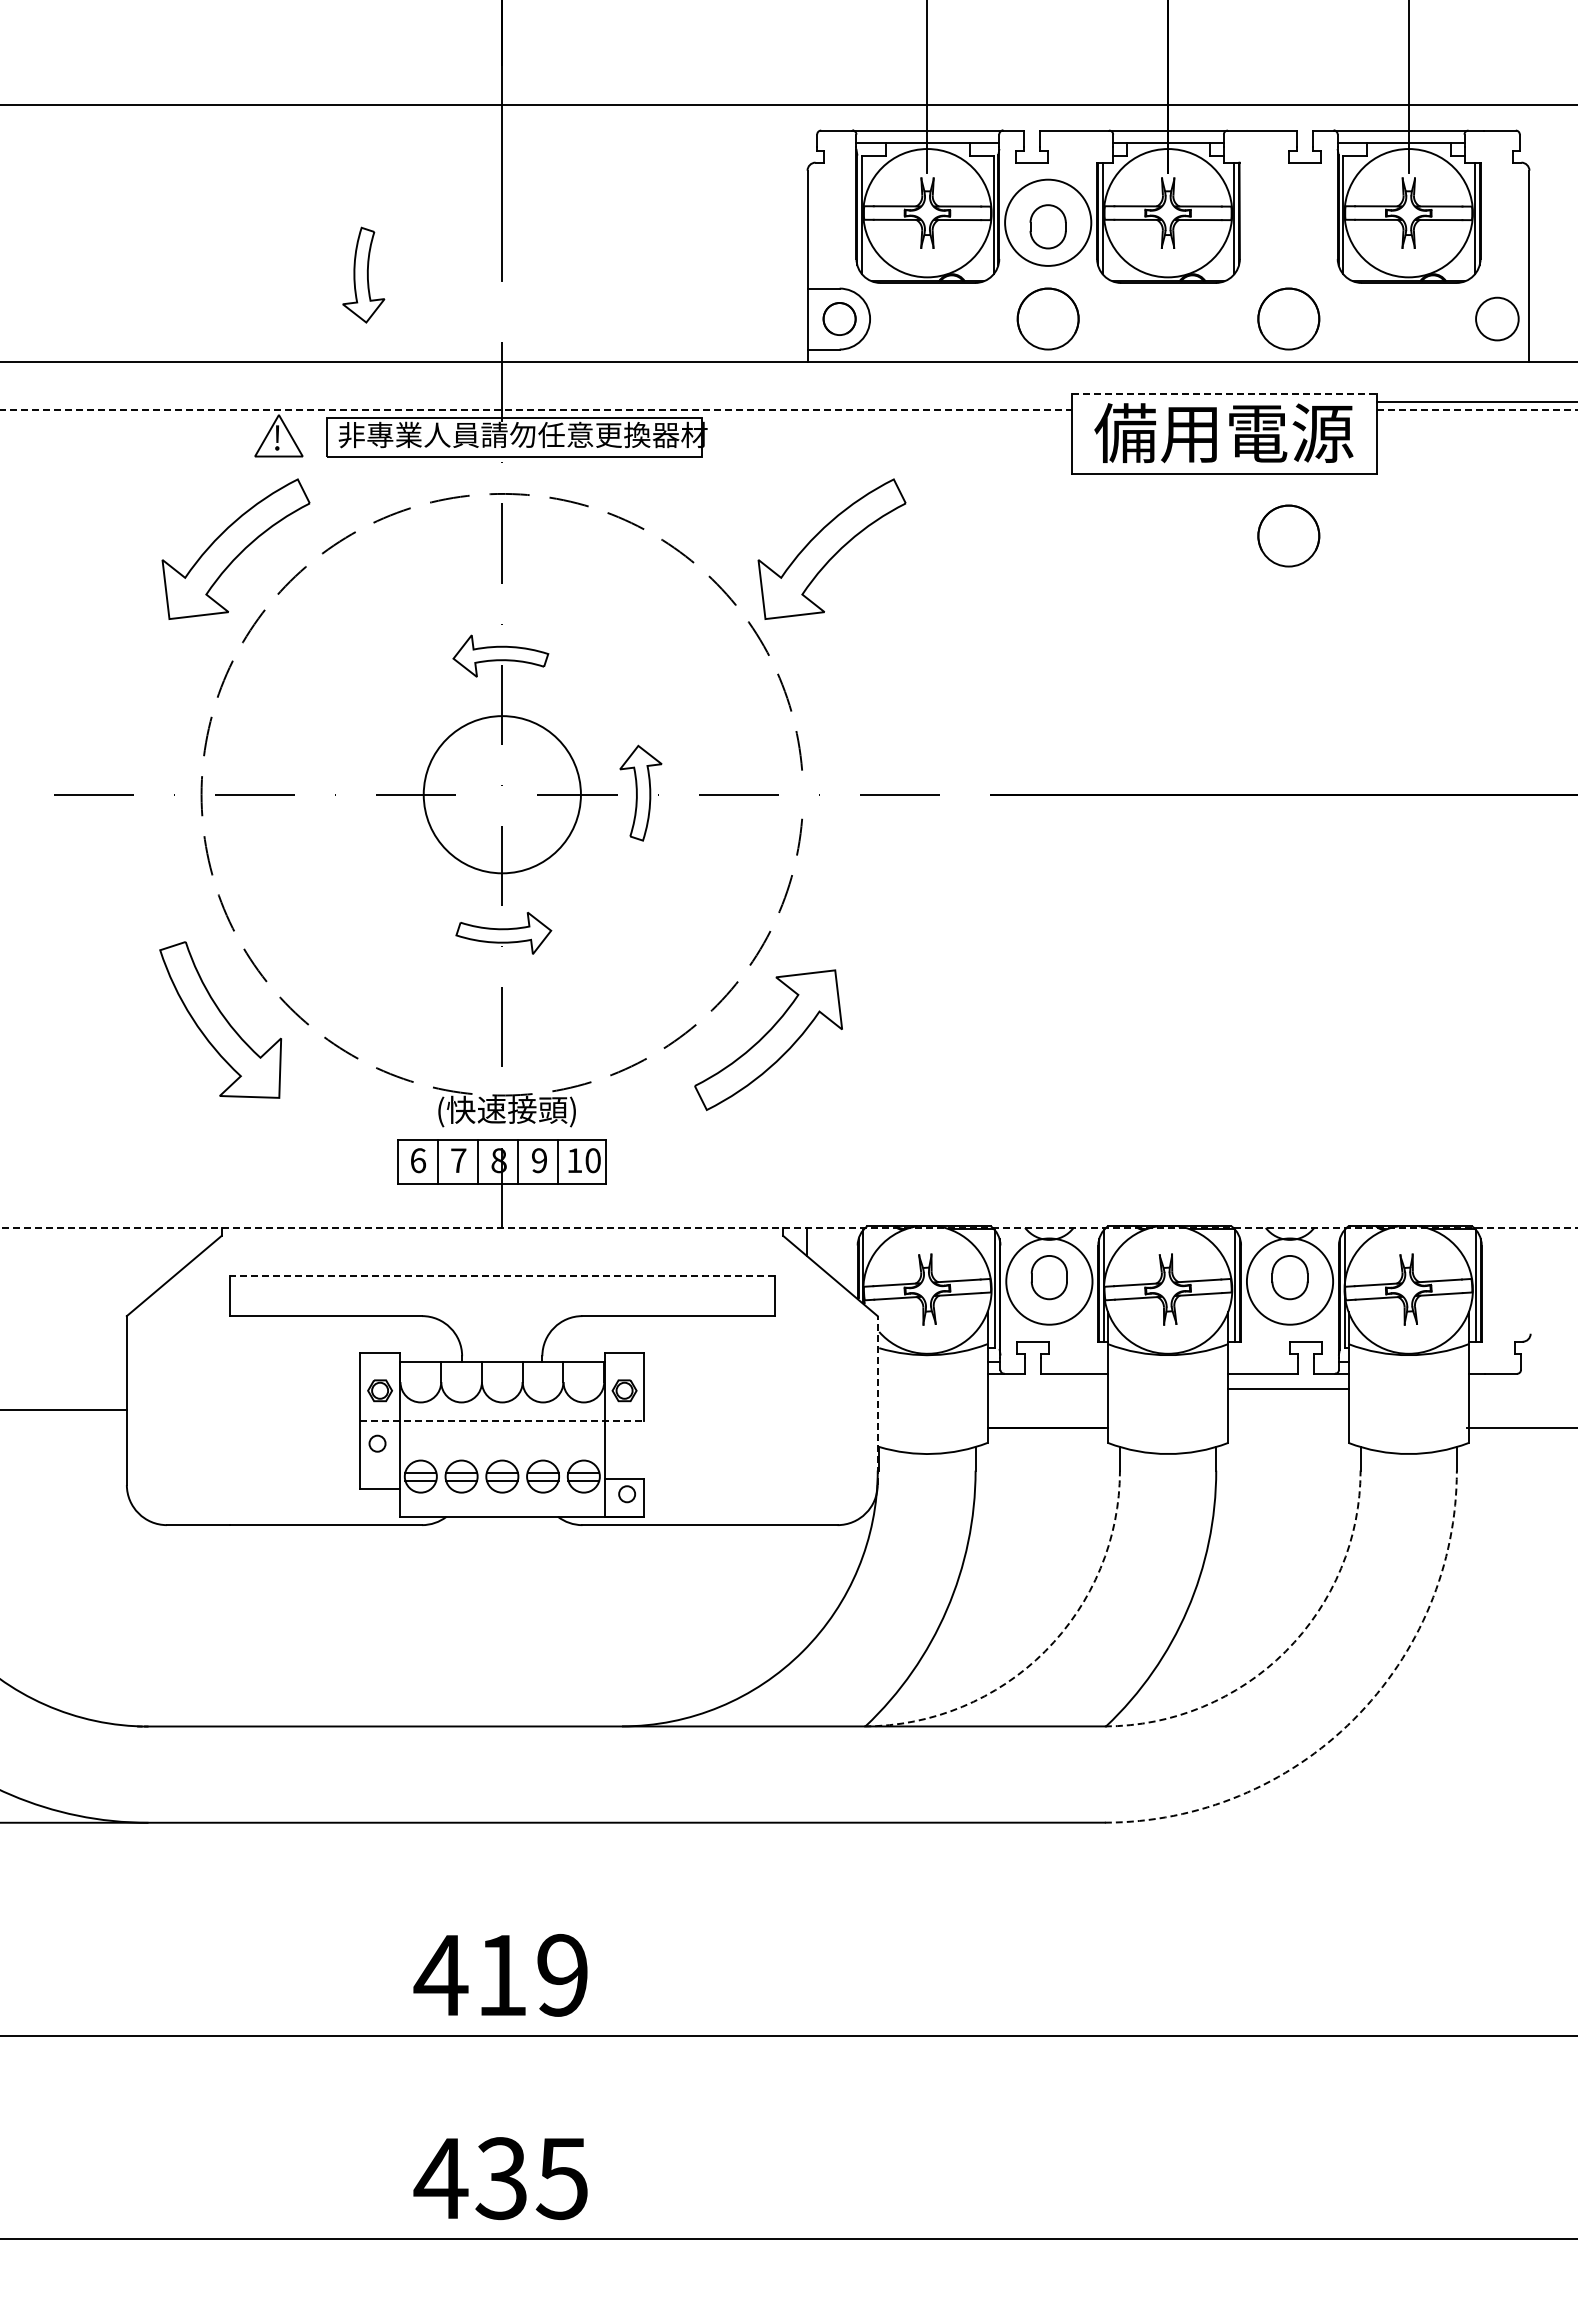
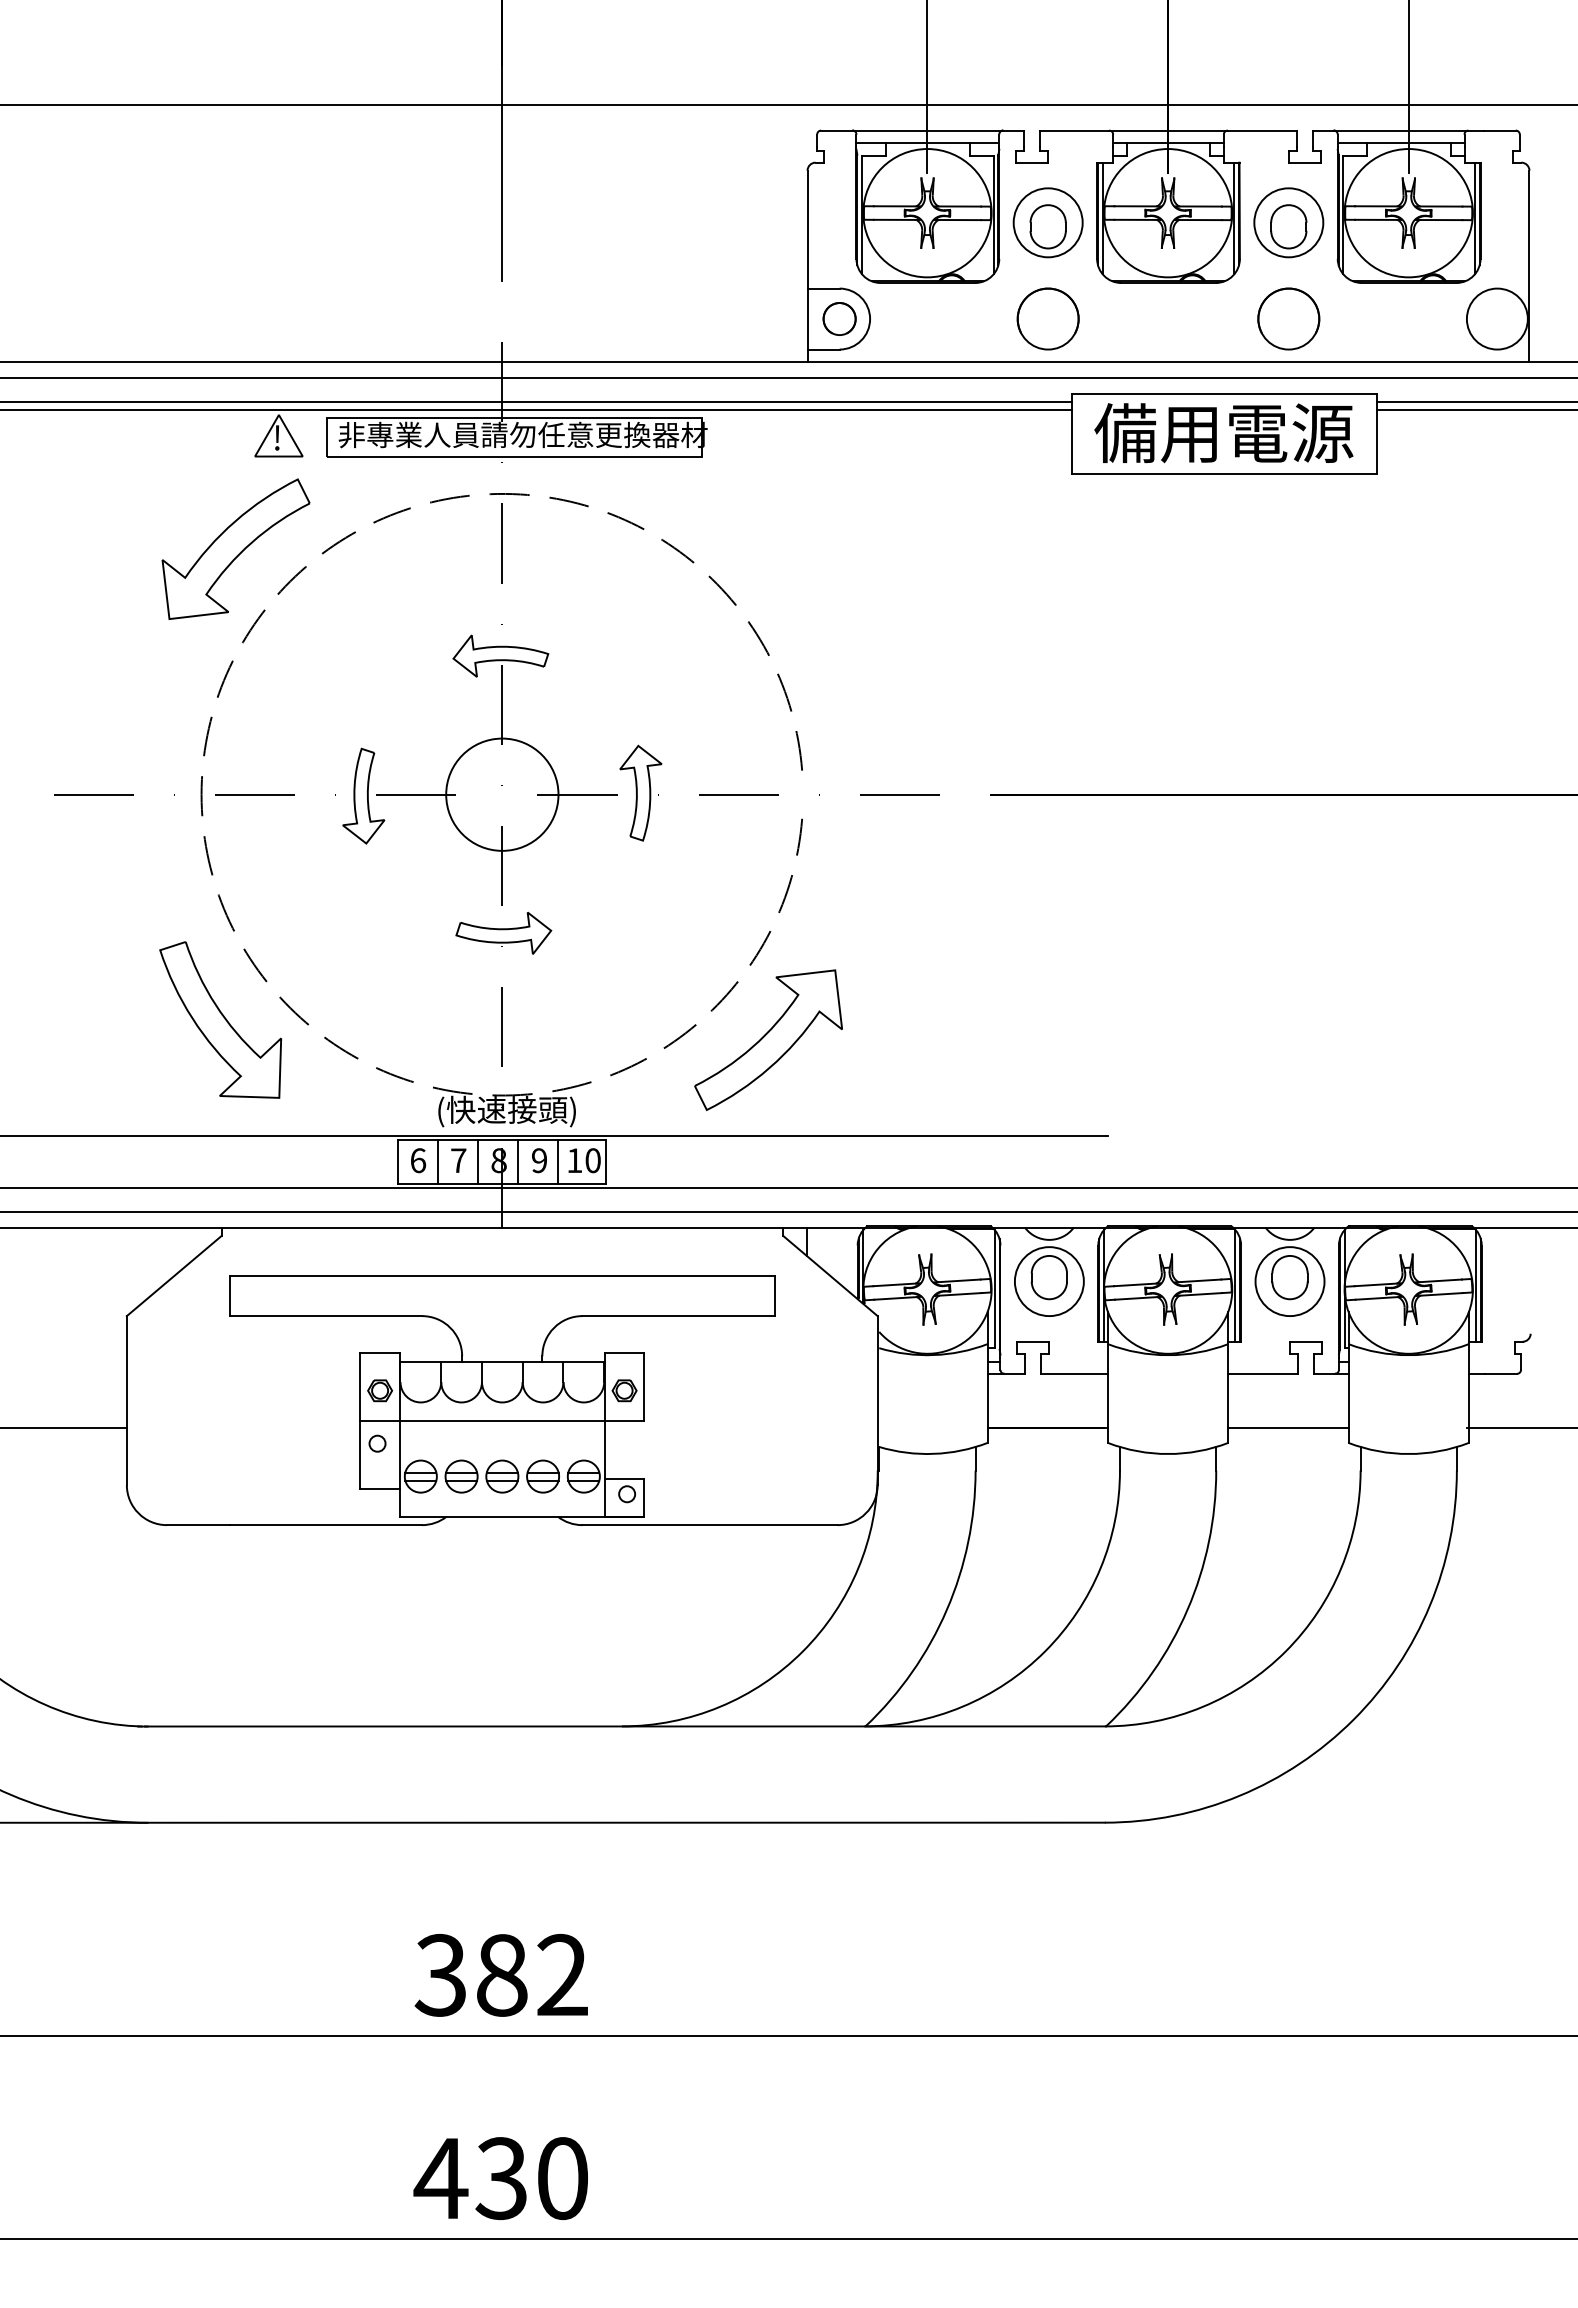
circle diameter: 86 px -> 69 px (1047, 222)
part: none -> present (1288, 222)
part position: (363, 274) -> (363, 795) (363, 795)
circle diameter: 43 px -> 61 px (1496, 318)
line: none -> present (788, 377)
line: dashed -> solid (1224, 393)
line: none -> present (536, 401)
line: dashed -> solid (536, 409)
line: dashed -> solid (1477, 409)
part: present -> none (1288, 535)
part: present -> none (831, 548)
circle diameter: 157 px -> 112 px (502, 794)
line: none -> present (554, 1135)
line: none -> present (788, 1187)
line: none -> present (788, 1211)
line: dashed -> solid (789, 1227)
line: dashed -> solid (502, 1276)
circle diameter: 86 px -> 69 px (1048, 1281)
circle diameter: 86 px -> 69 px (1289, 1281)
line position: (1288, 1389) -> (1288, 1428) (1288, 1428)
line: dashed -> solid (877, 1400)
line position: (64, 1410) -> (64, 1428) (64, 1428)
line: dashed -> solid (502, 1421)
arc: dashed -> solid (1045, 1651)
arc: dashed -> solid (1285, 1651)
arc: dashed -> solid (1353, 1719)
text: 419 -> 382 (500, 1975)
text: 435 -> 430 (561, 2178)
